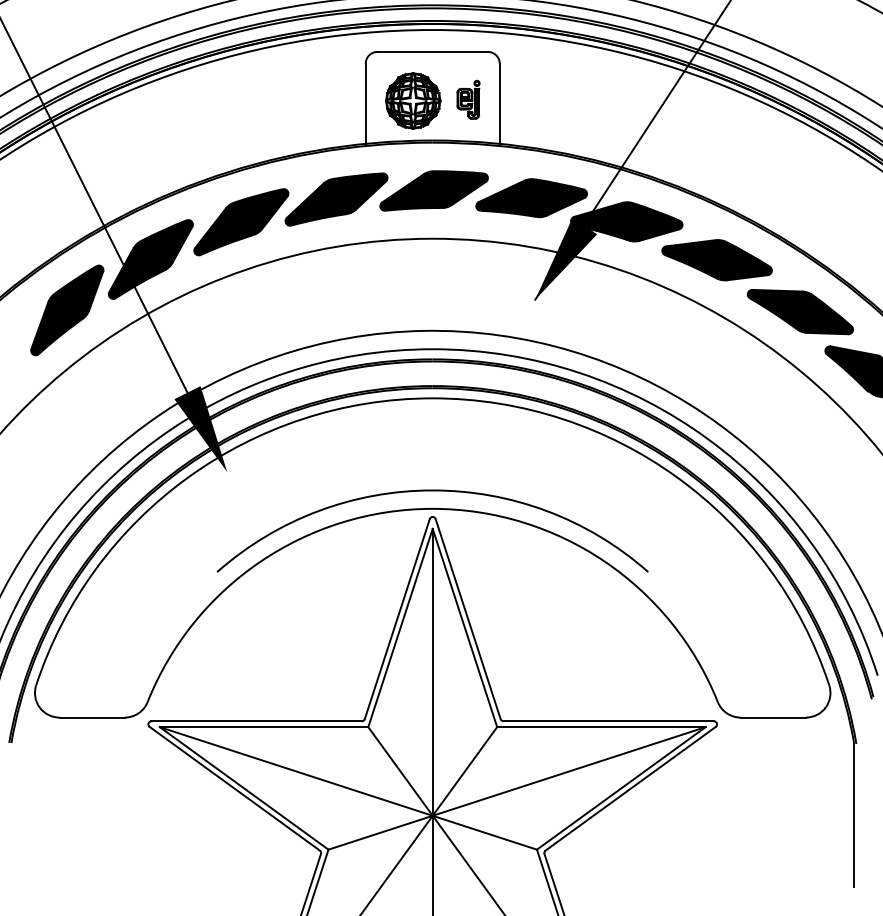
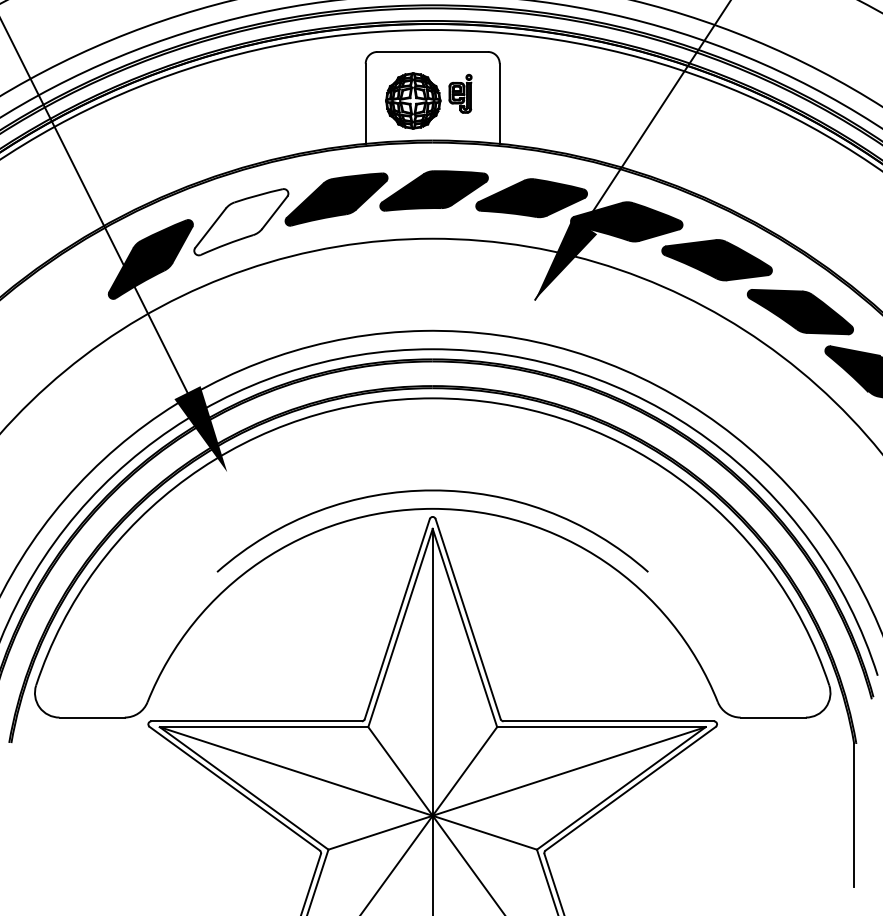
part position: (468, 99) -> (460, 93) (460, 93)
fill: present -> none (241, 222)
part: present -> none (67, 310)
